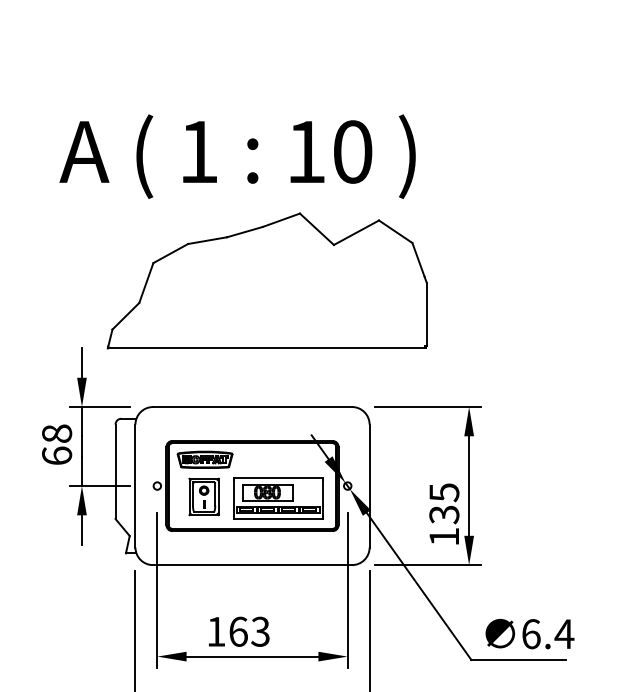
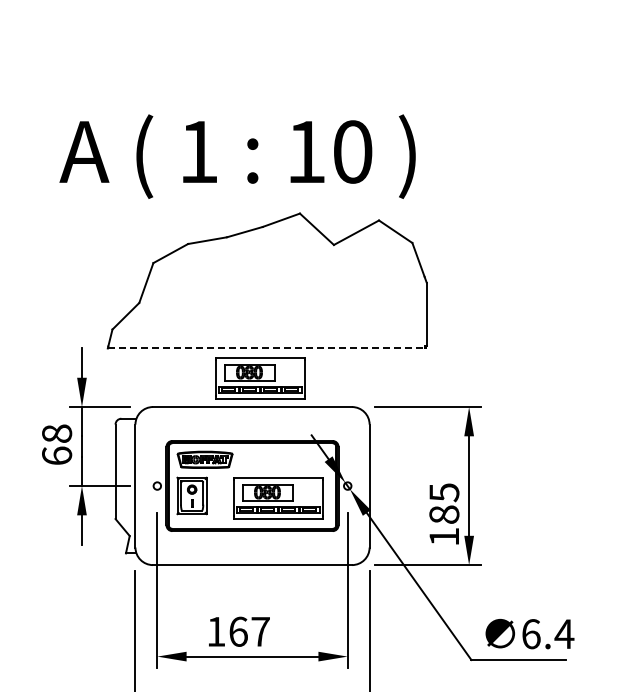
line: solid -> dashed (266, 348)
part: none -> present (260, 378)
part position: (203, 496) -> (191, 495) (191, 495)
text: 135 -> 185 (444, 514)
text: 163 -> 167 (260, 631)
